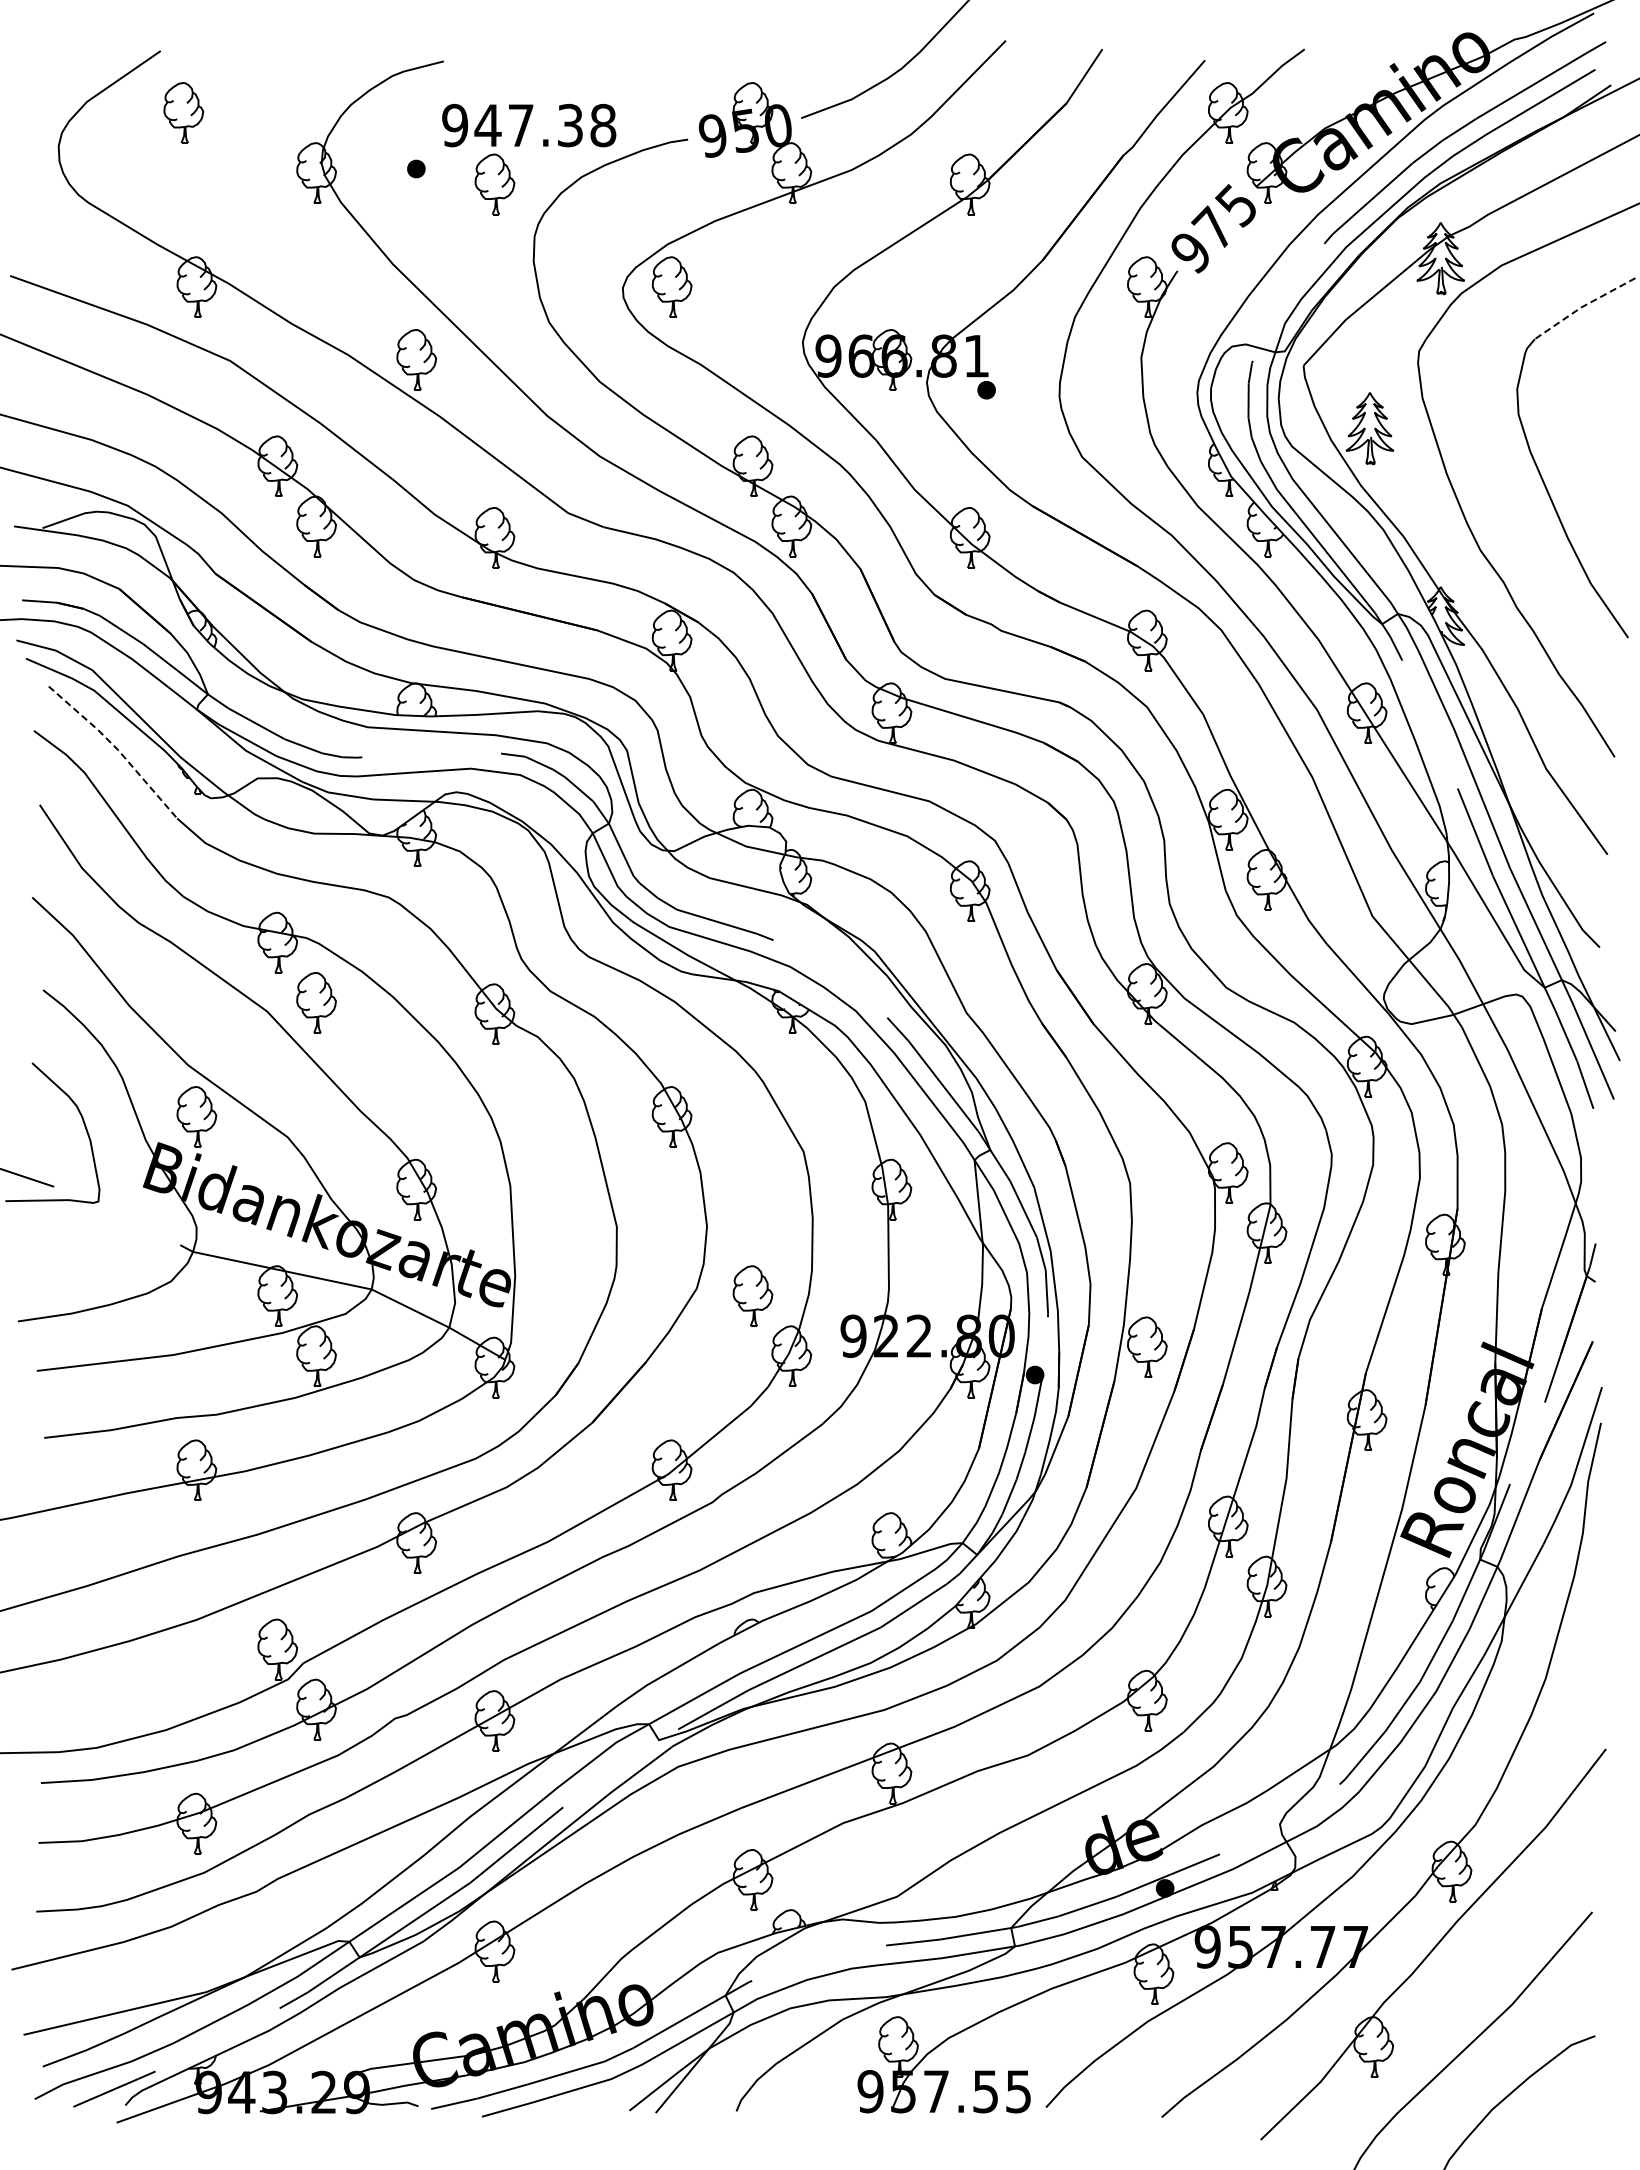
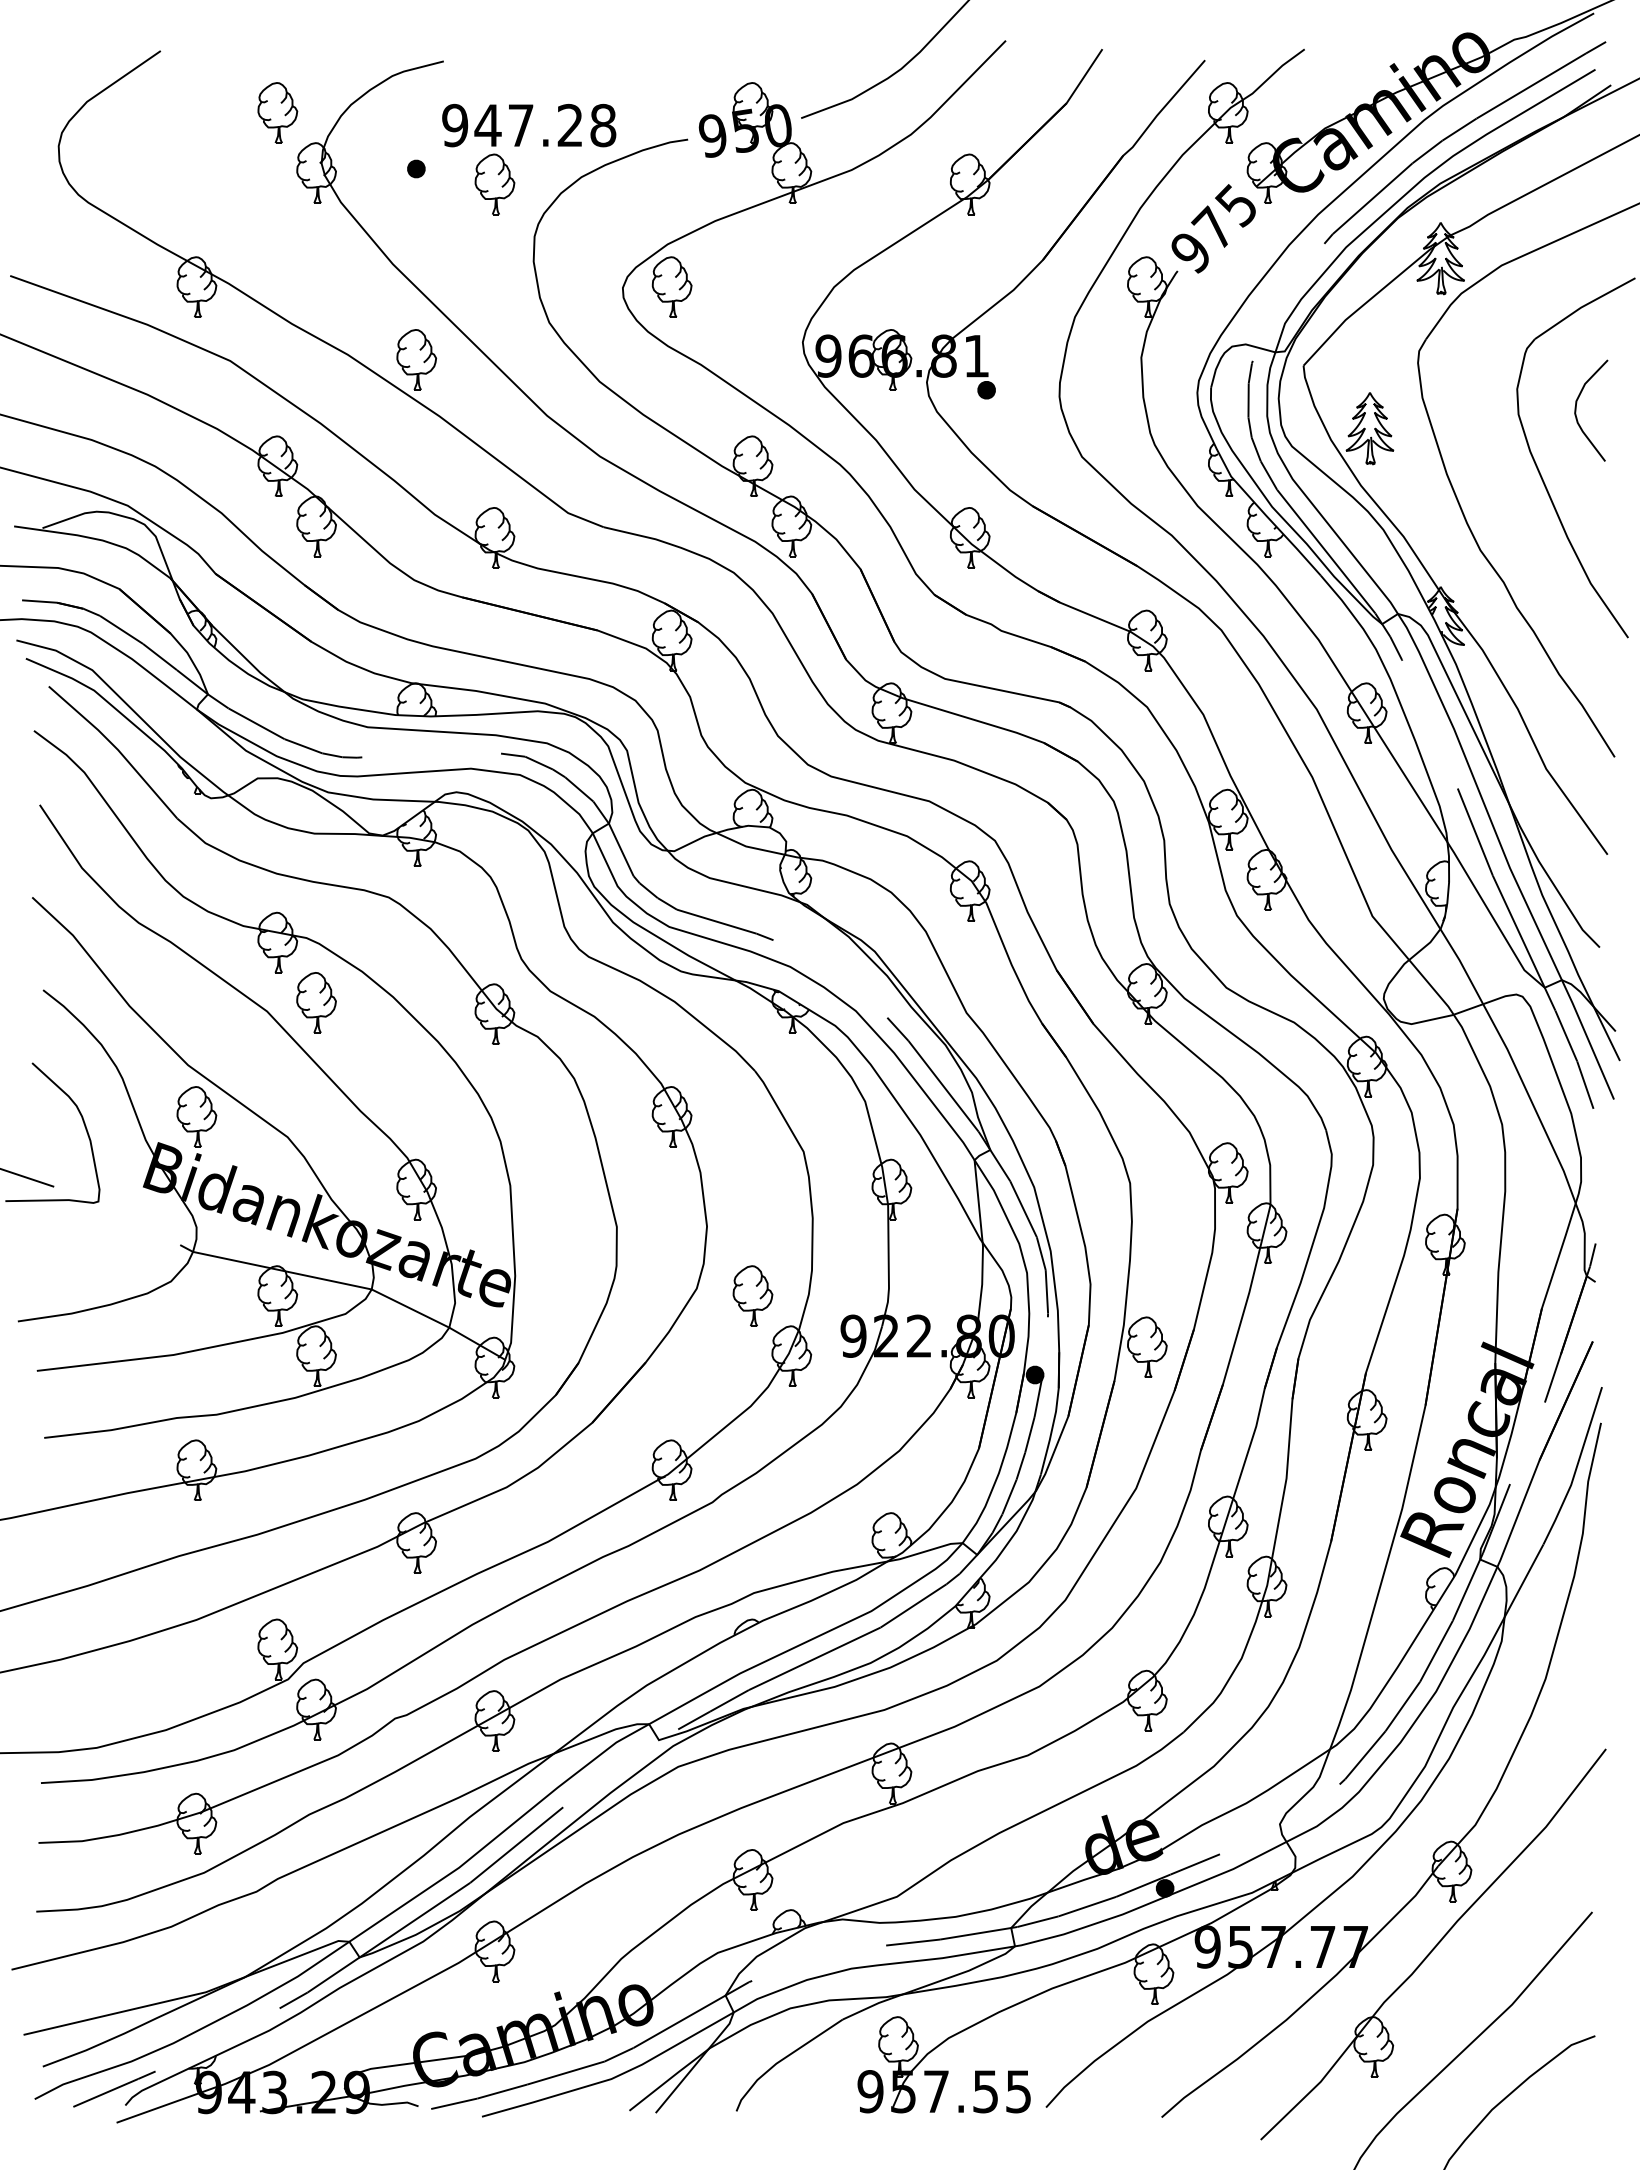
part position: (183, 112) -> (277, 112) (277, 112)
text: 947.38 -> 947.28 (569, 125)
line: dashed -> solid (1582, 306)
curve: none -> present (1576, 410)
line: dashed -> solid (116, 748)
